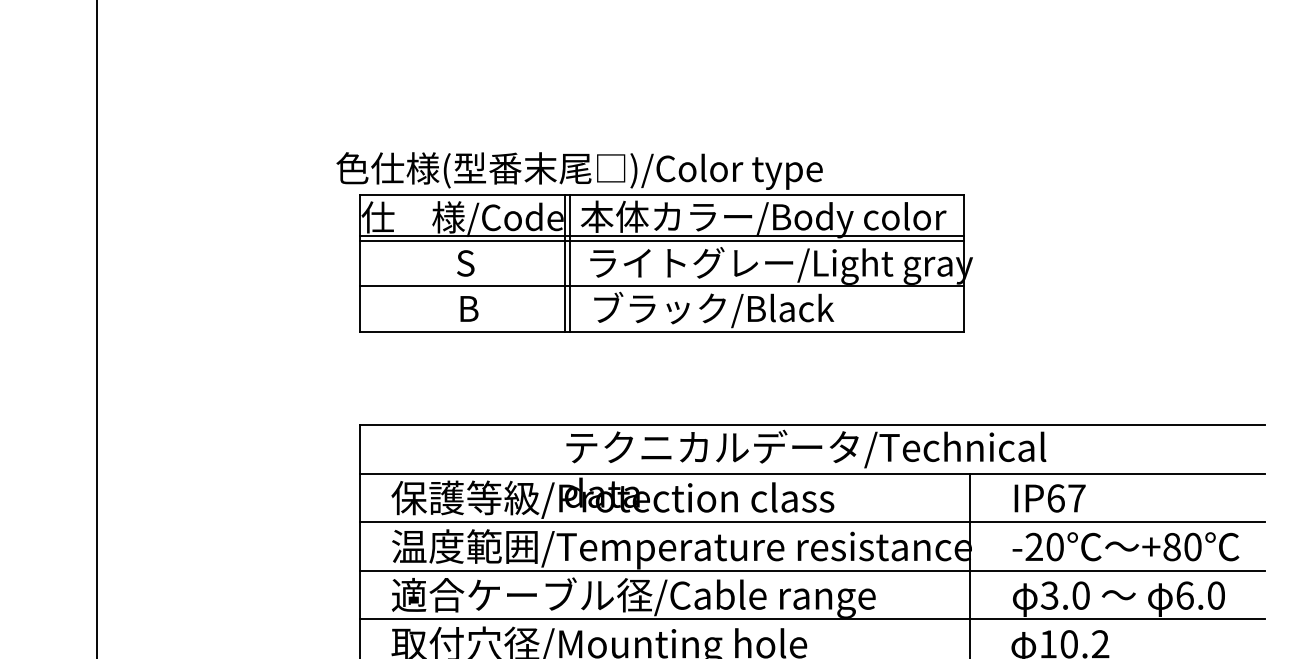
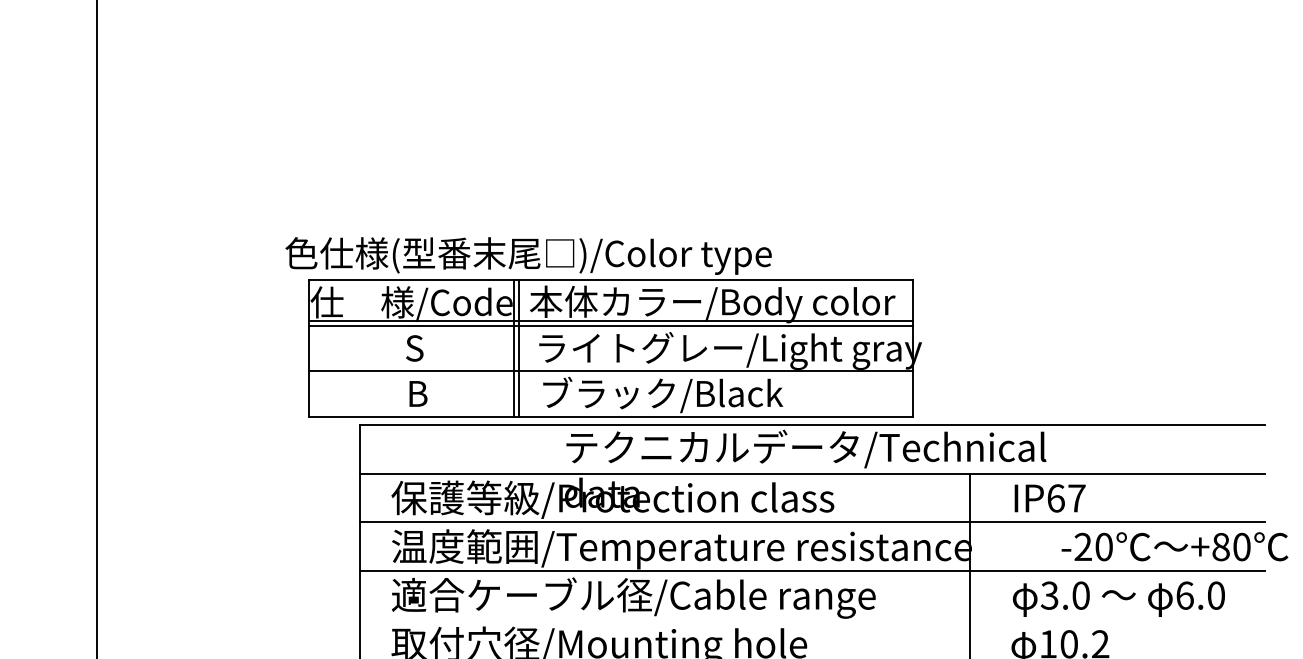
part position: (654, 242) -> (603, 327) (603, 327)
text position: (1125, 546) -> (1174, 546) (1174, 546)
line: present -> none (812, 619)
